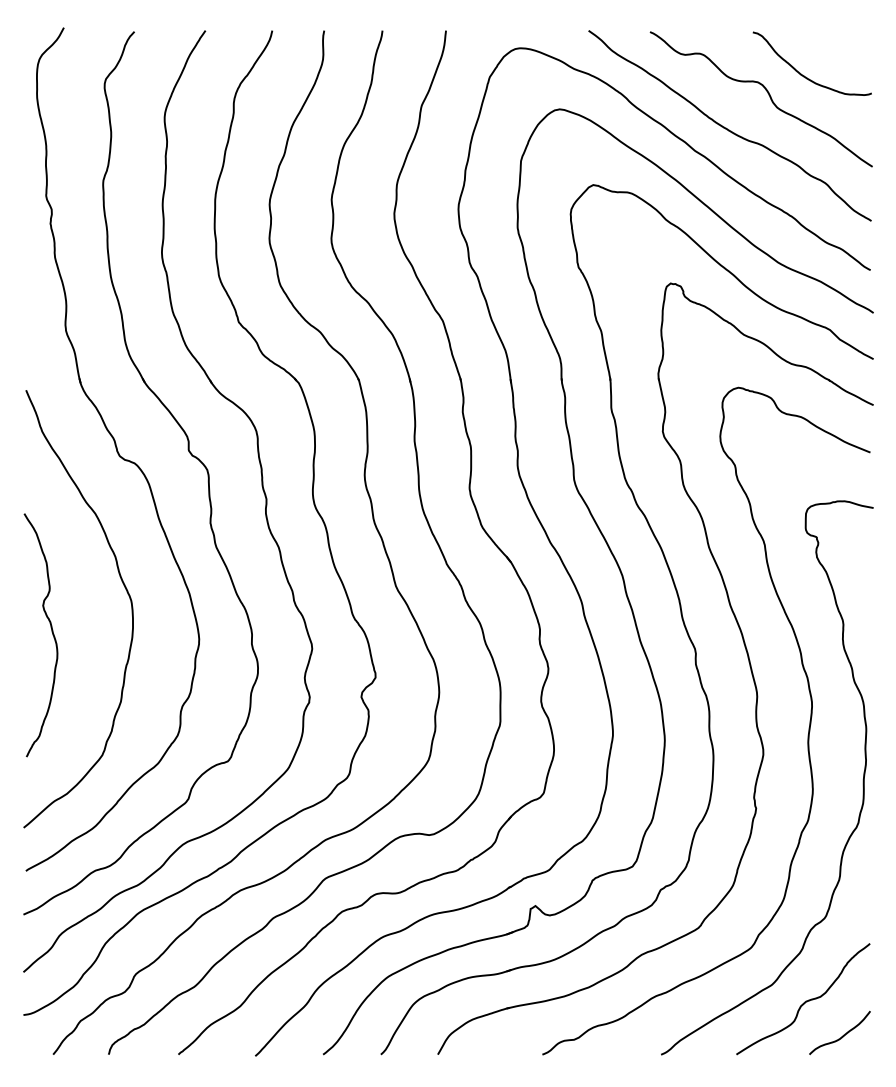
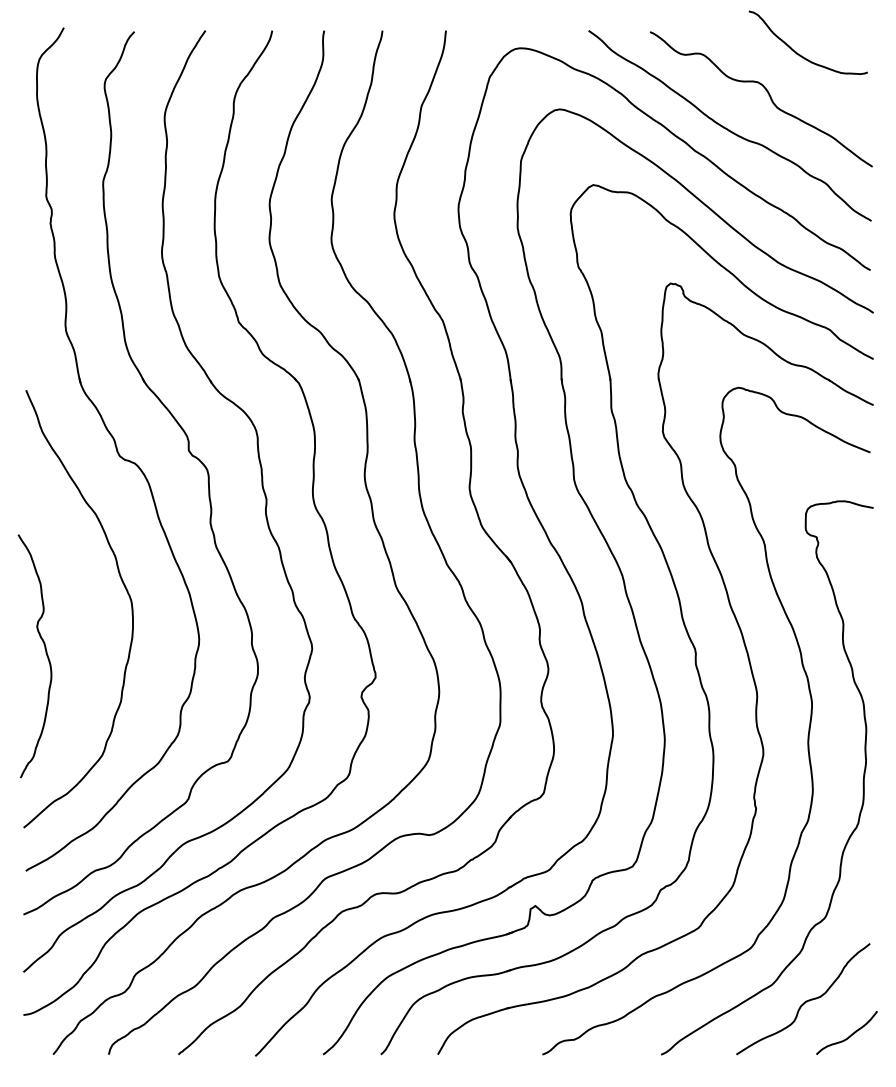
curve position: (804, 75) -> (800, 54) (800, 54)
curve position: (51, 632) -> (45, 653) (45, 653)
curve position: (842, 1035) -> (849, 1035) (849, 1035)
